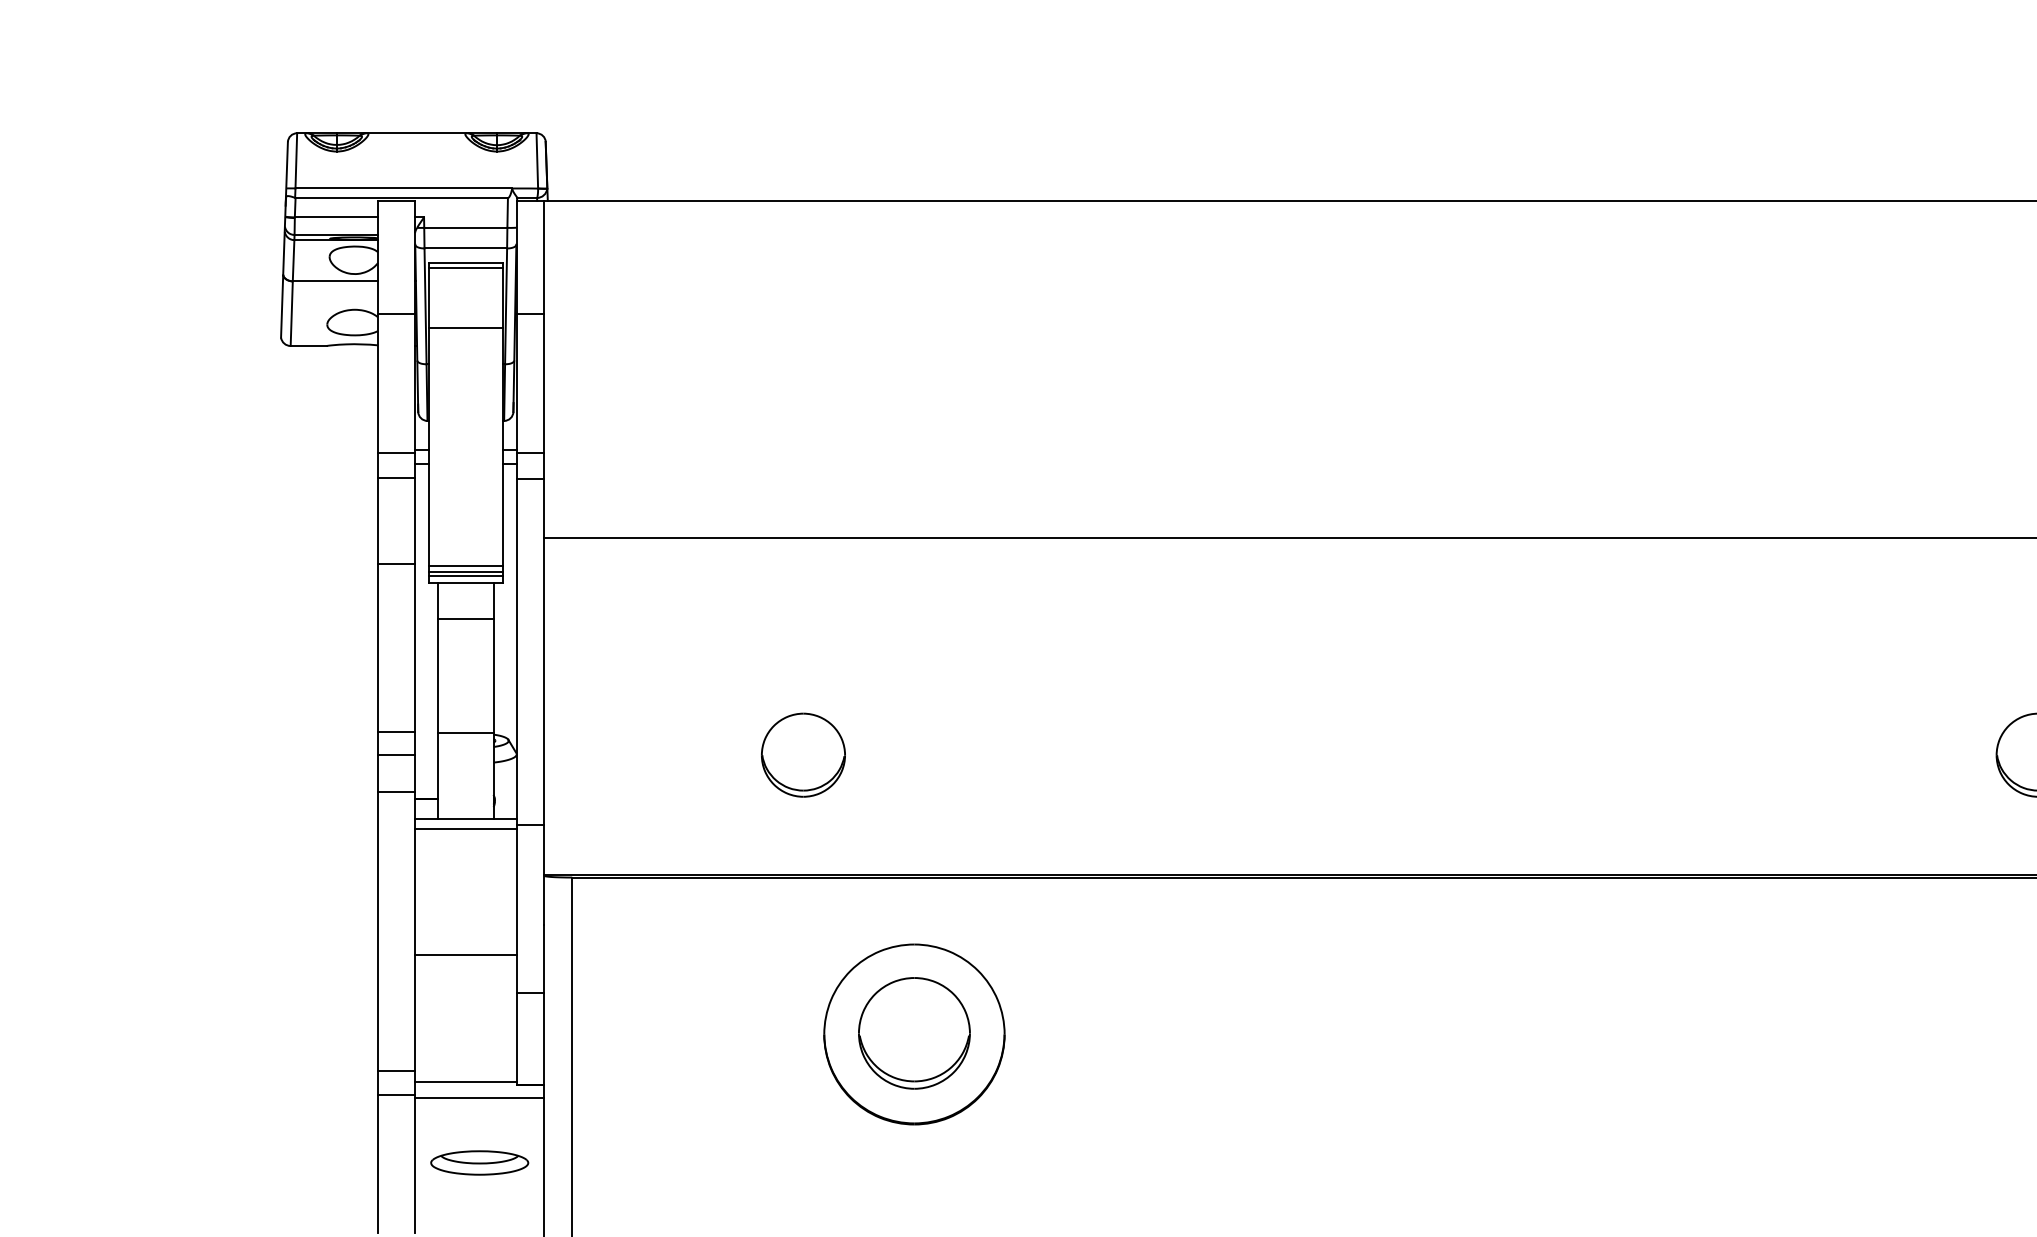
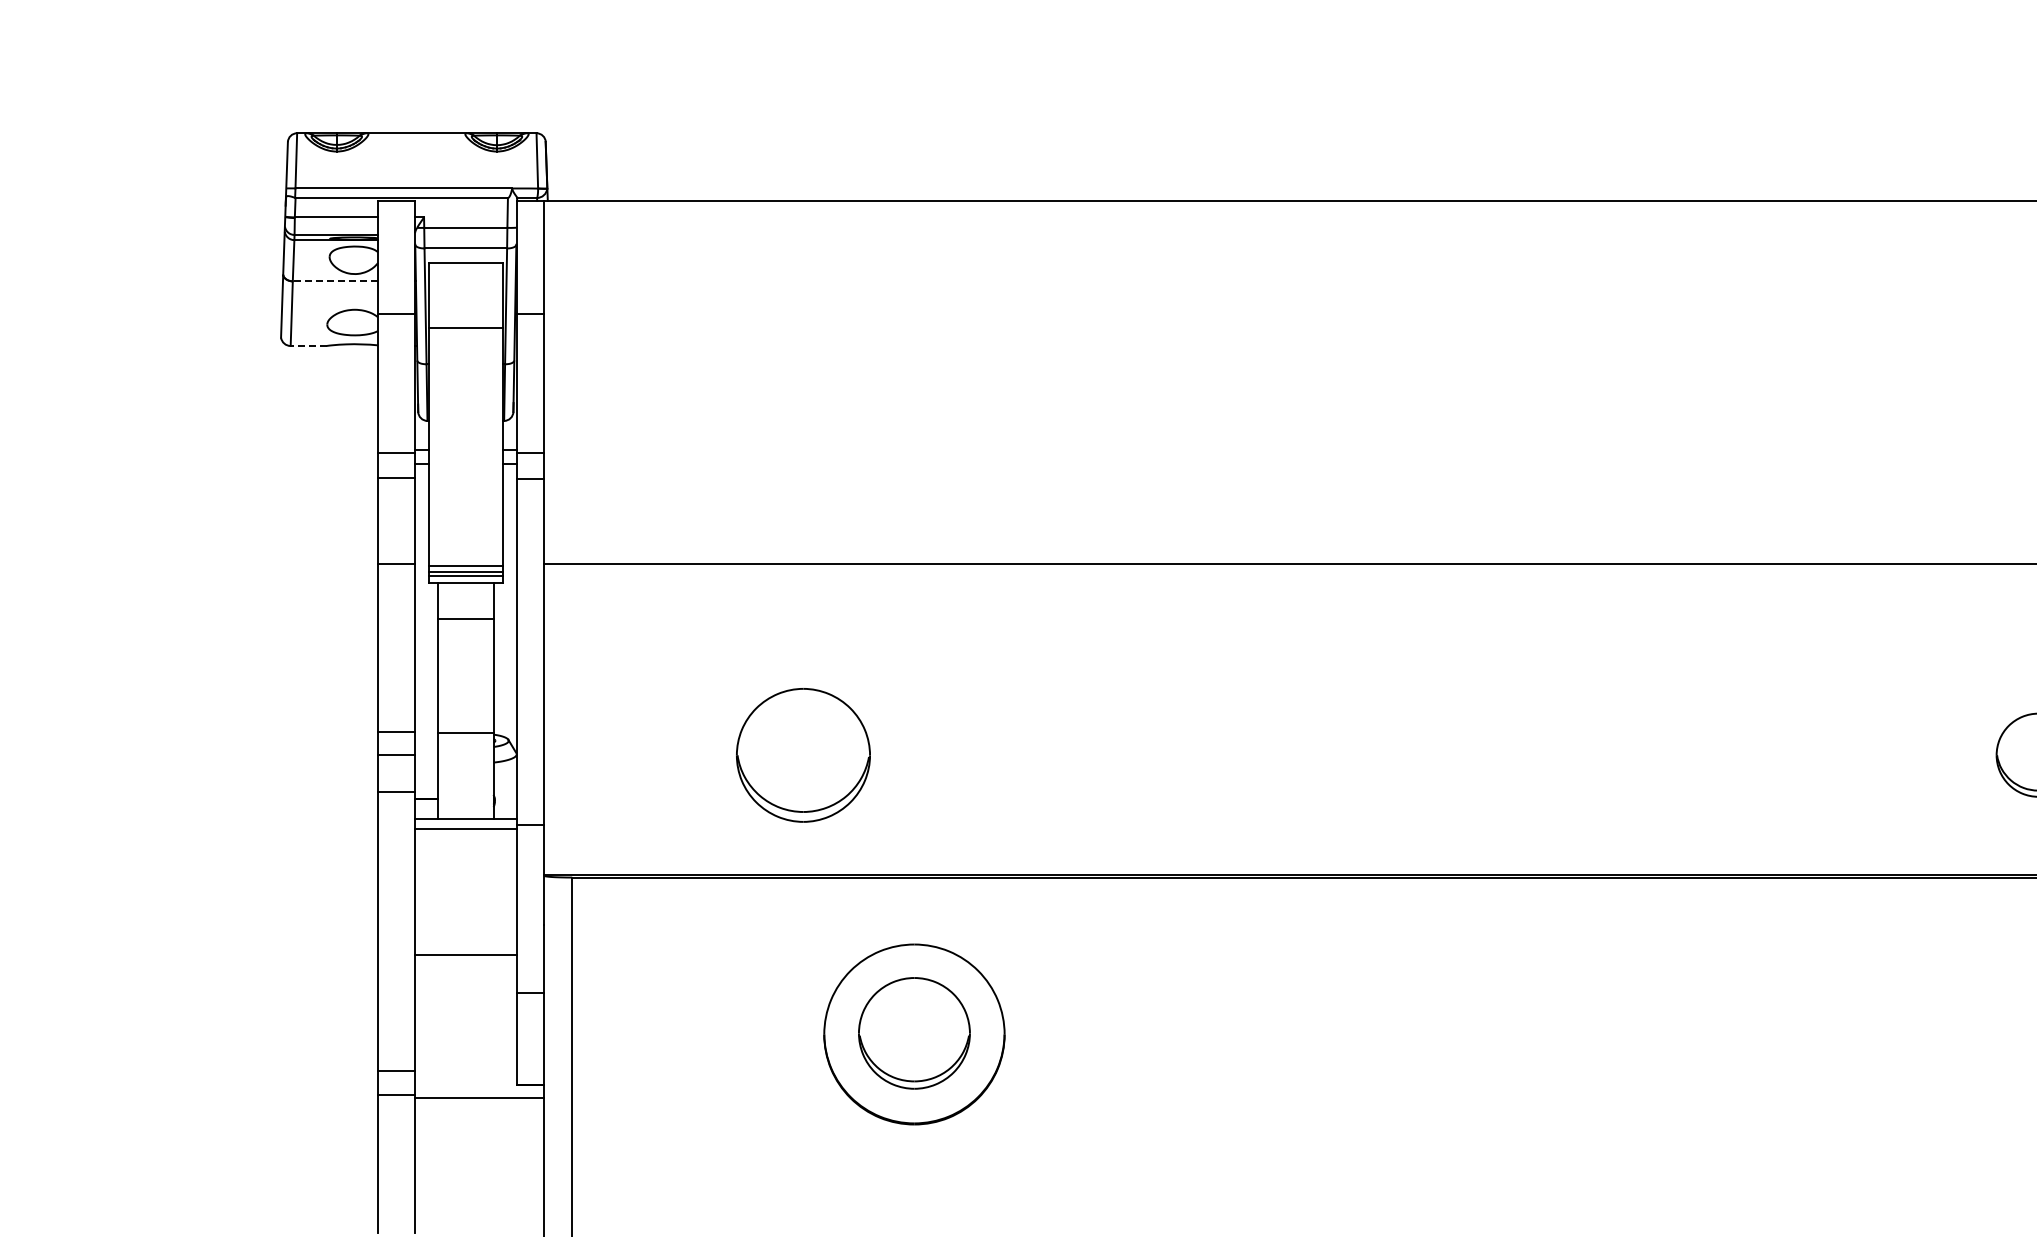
line: present -> none (465, 267)
line: solid -> dashed (335, 281)
line: solid -> dashed (308, 346)
line position: (1288, 538) -> (1288, 564) (1288, 564)
part size: 85x86 px -> 135x135 px (803, 755)
line: present -> none (465, 1081)
part: present -> none (479, 1162)
